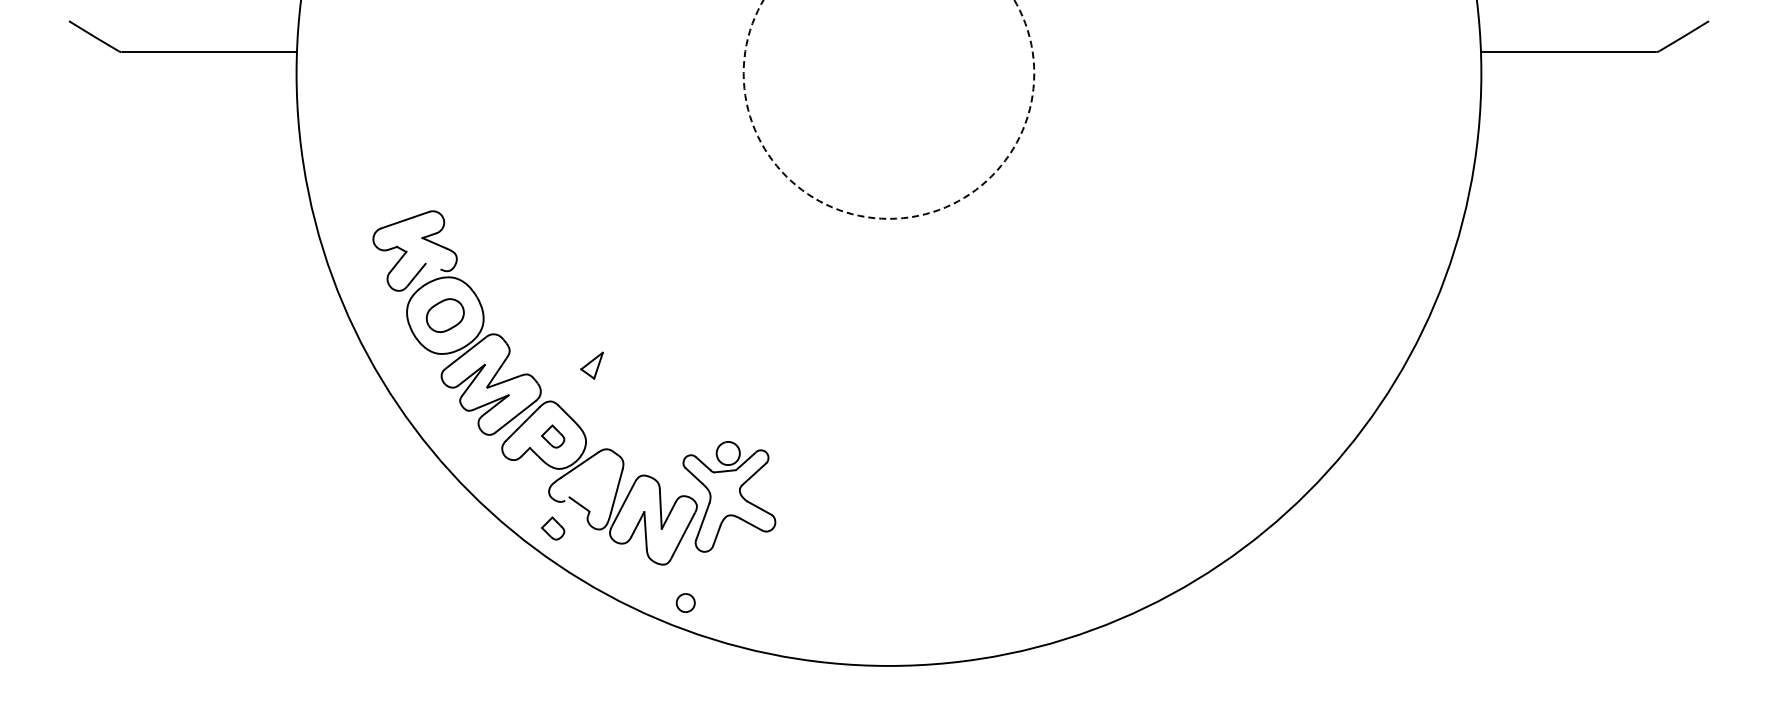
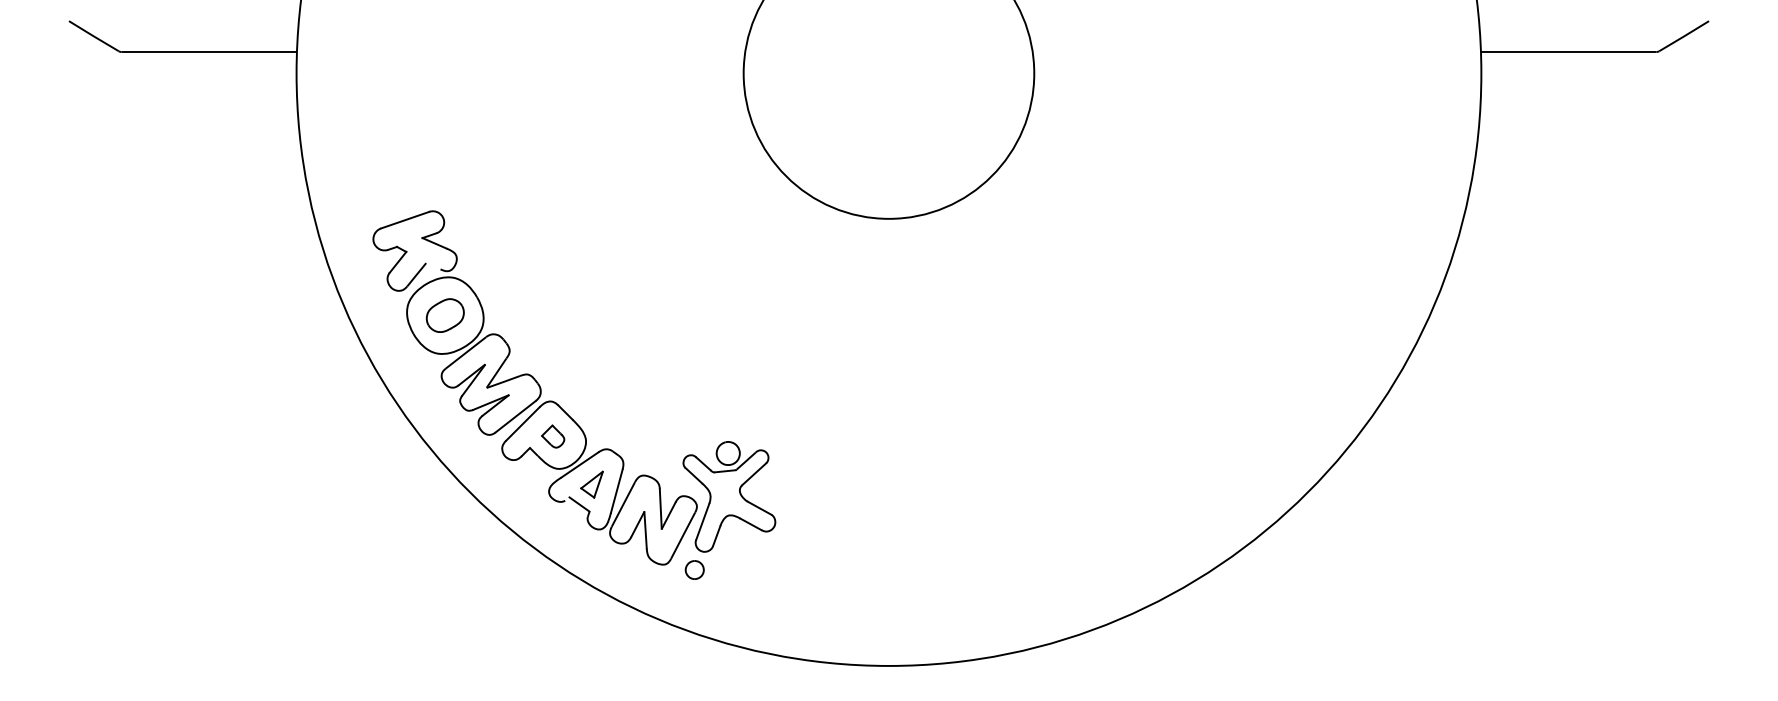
circle: dashed -> solid (888, 109)
part position: (591, 365) -> (591, 484) (591, 484)
part: present -> none (553, 528)
part position: (685, 602) -> (694, 569) (694, 569)
